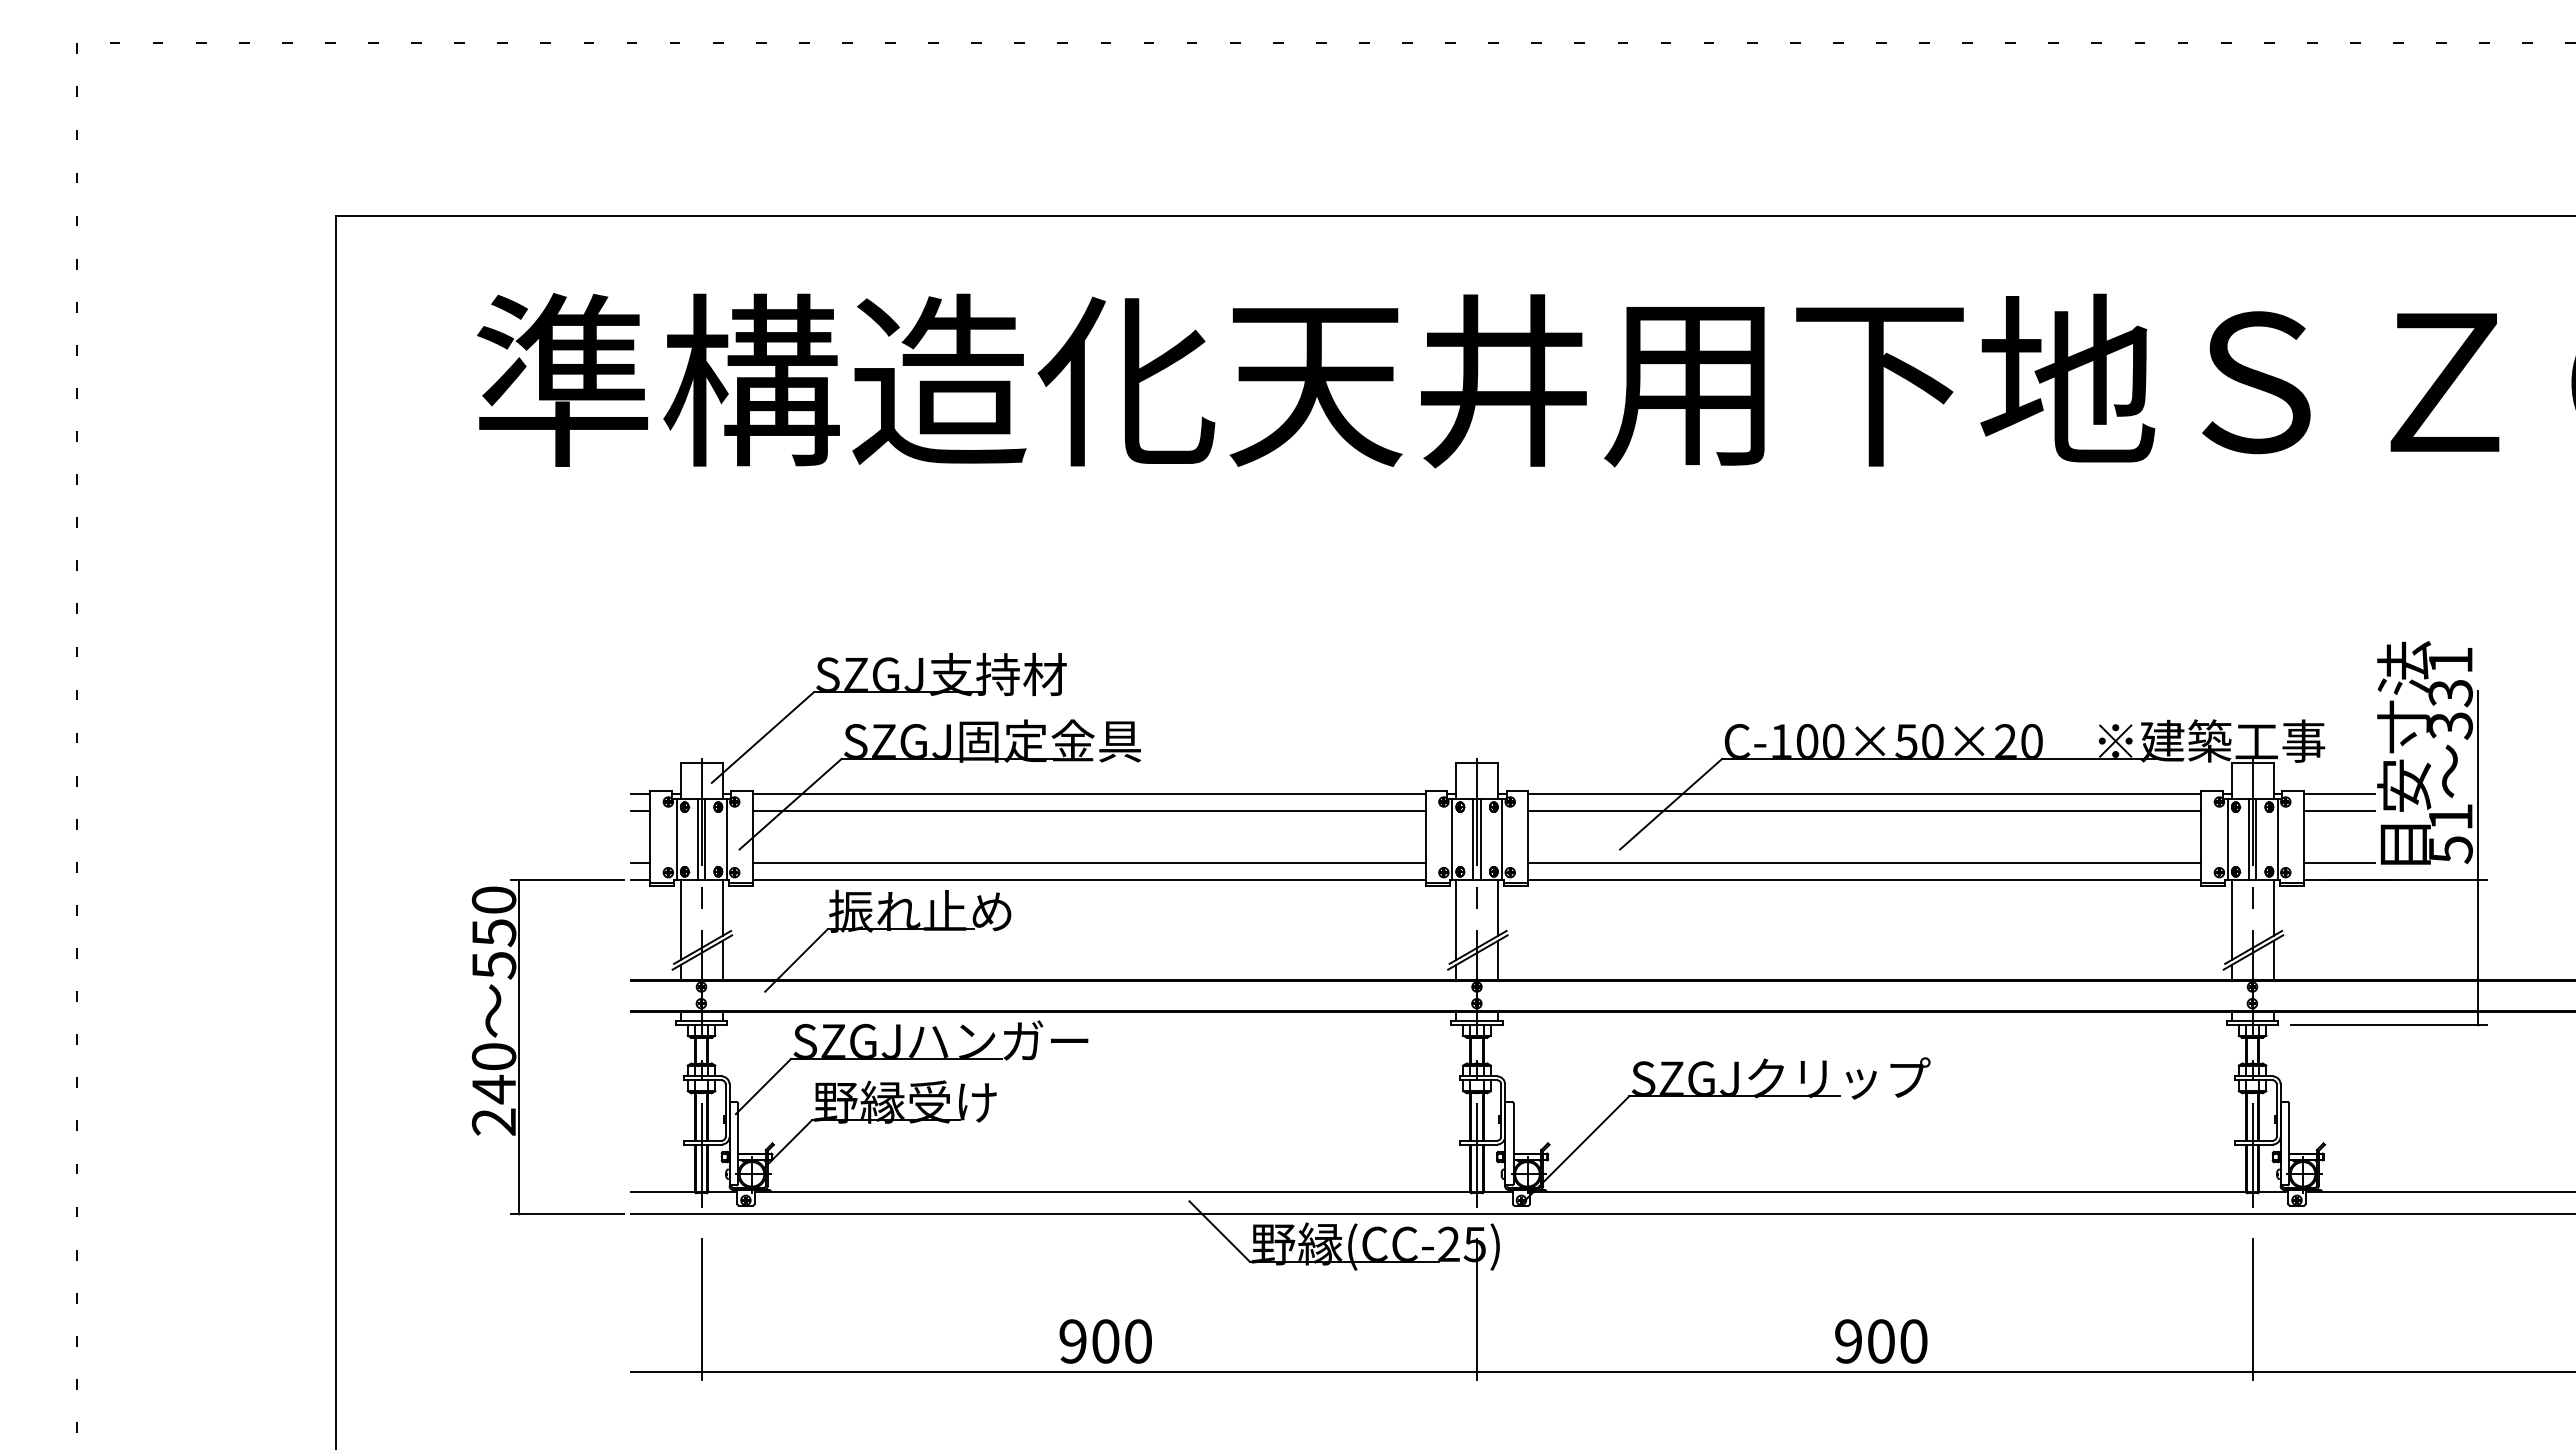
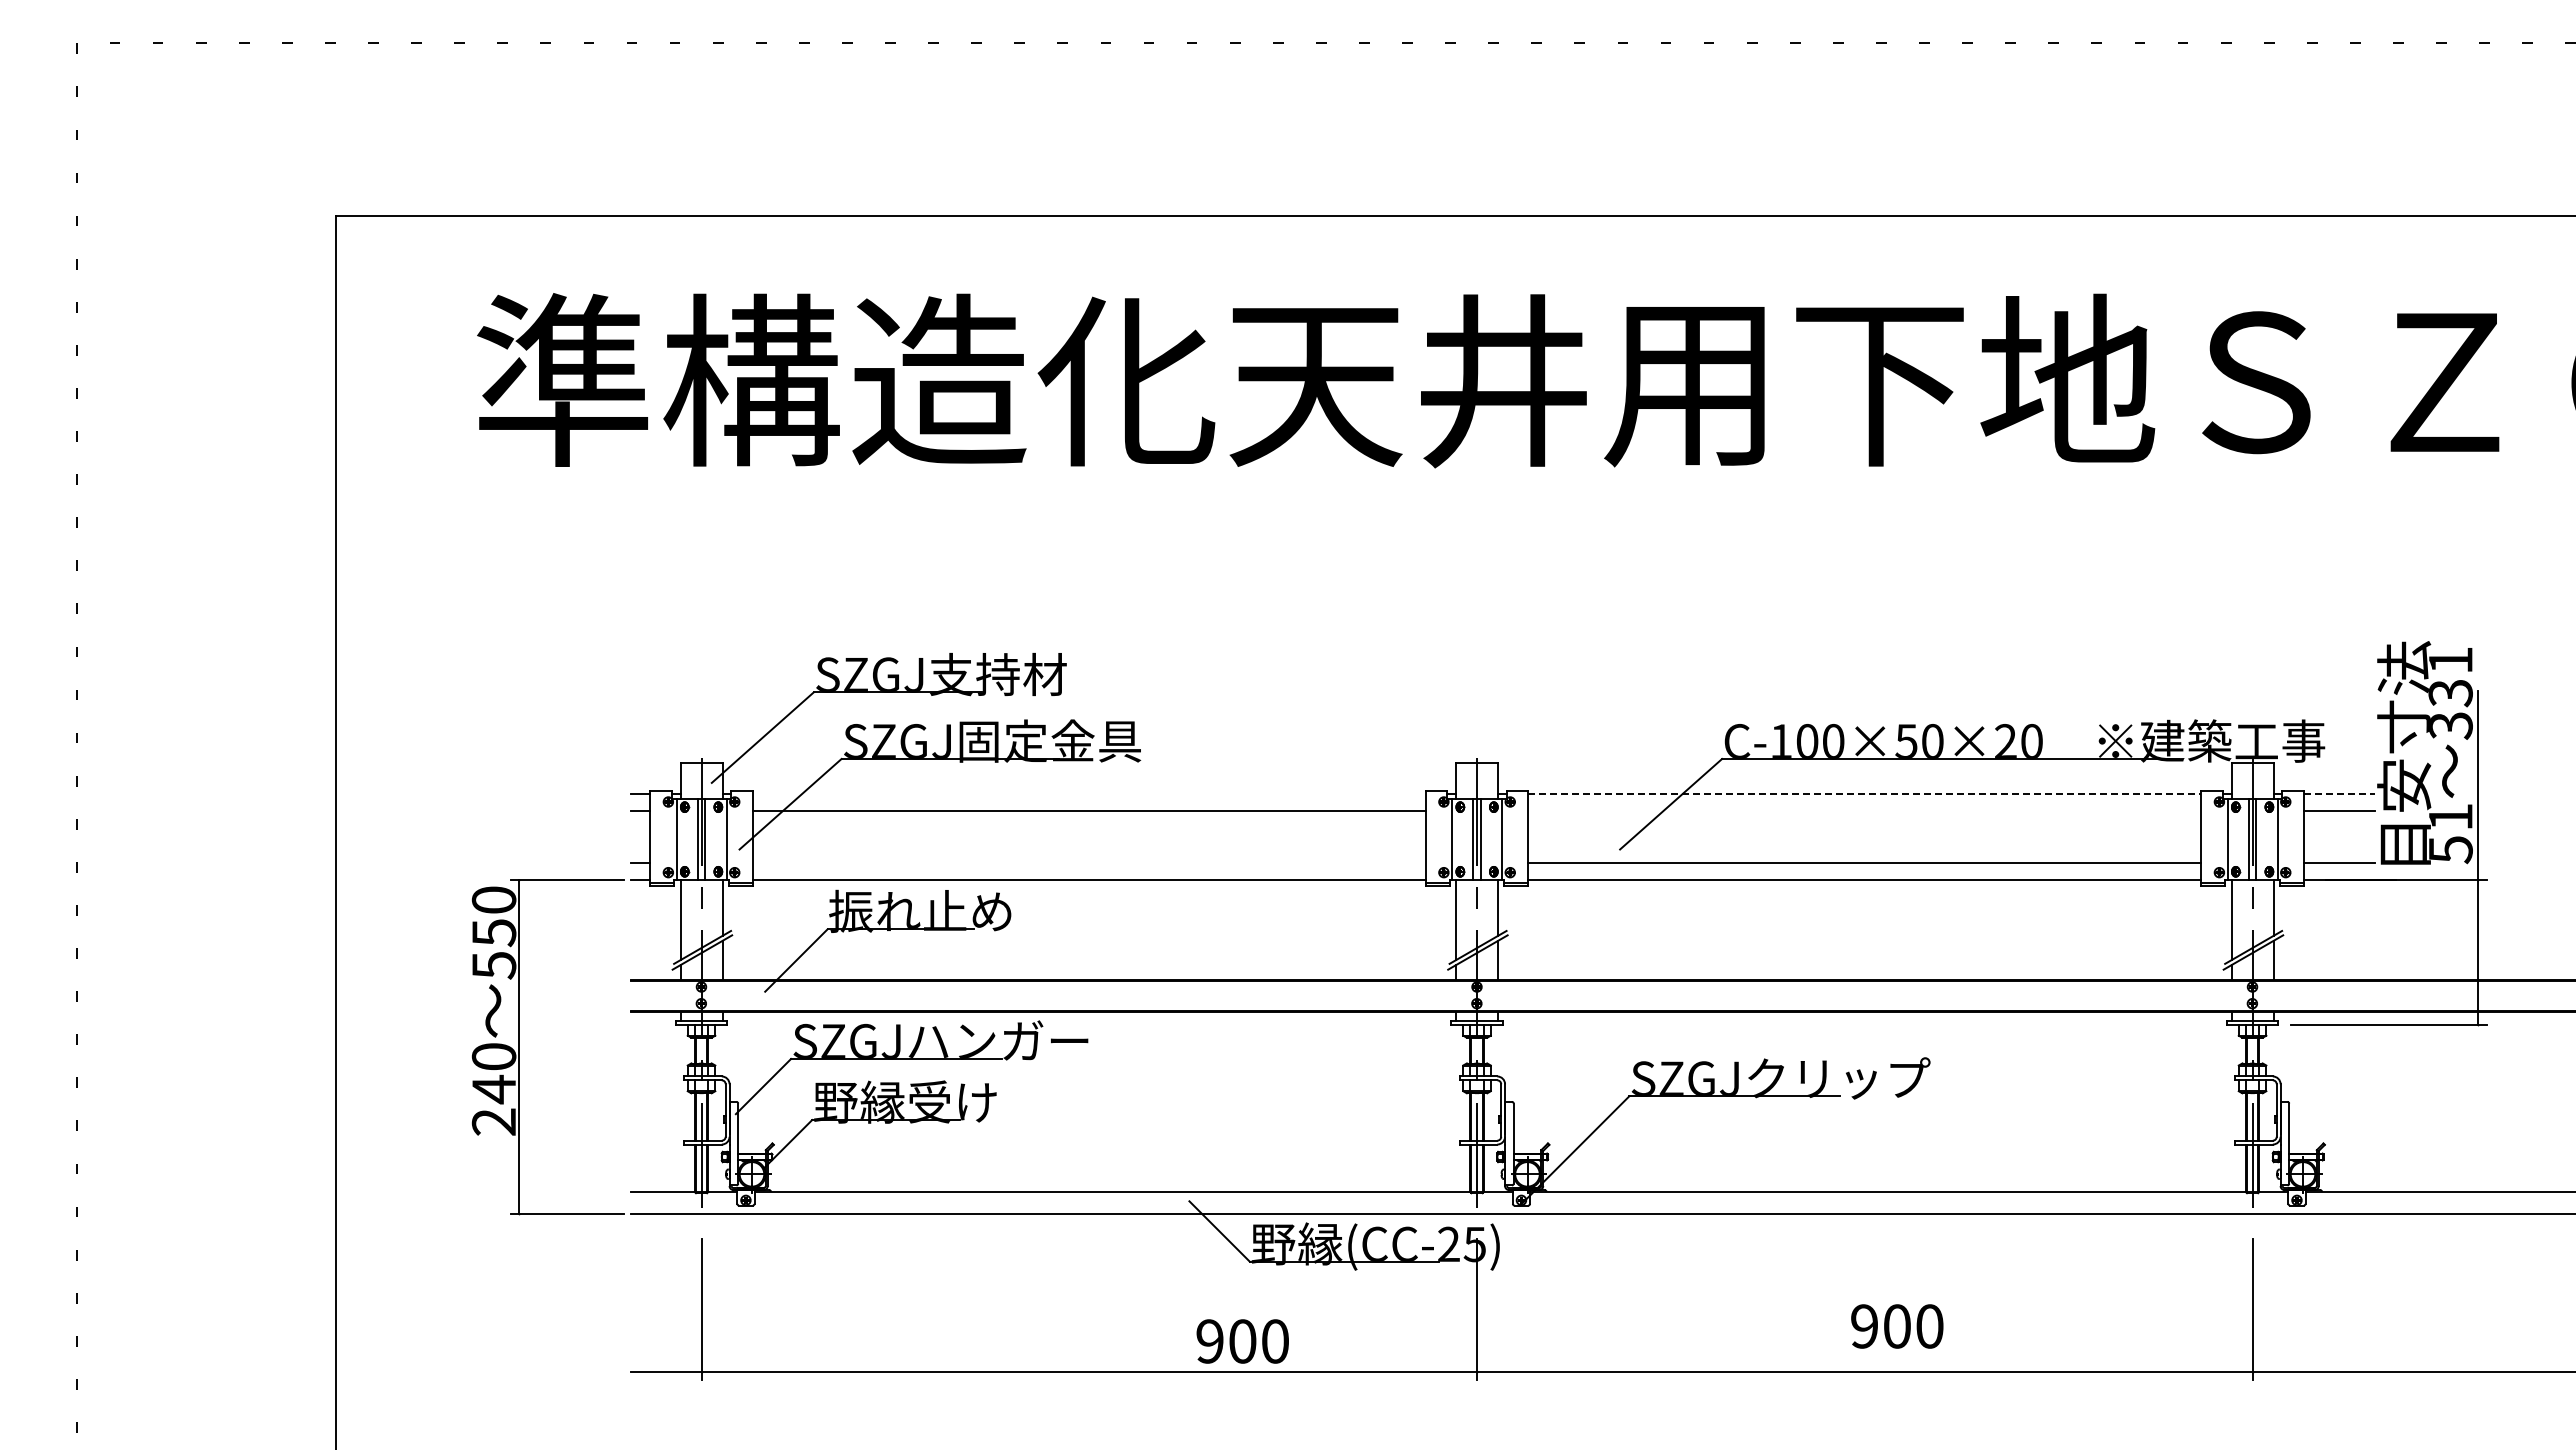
line: present -> none (1088, 794)
line: solid -> dashed (1865, 794)
line: solid -> dashed (2339, 794)
line: present -> none (1864, 811)
line: present -> none (1088, 863)
text position: (1105, 1341) -> (1242, 1341) (1242, 1341)
text position: (1881, 1341) -> (1897, 1326) (1897, 1326)
